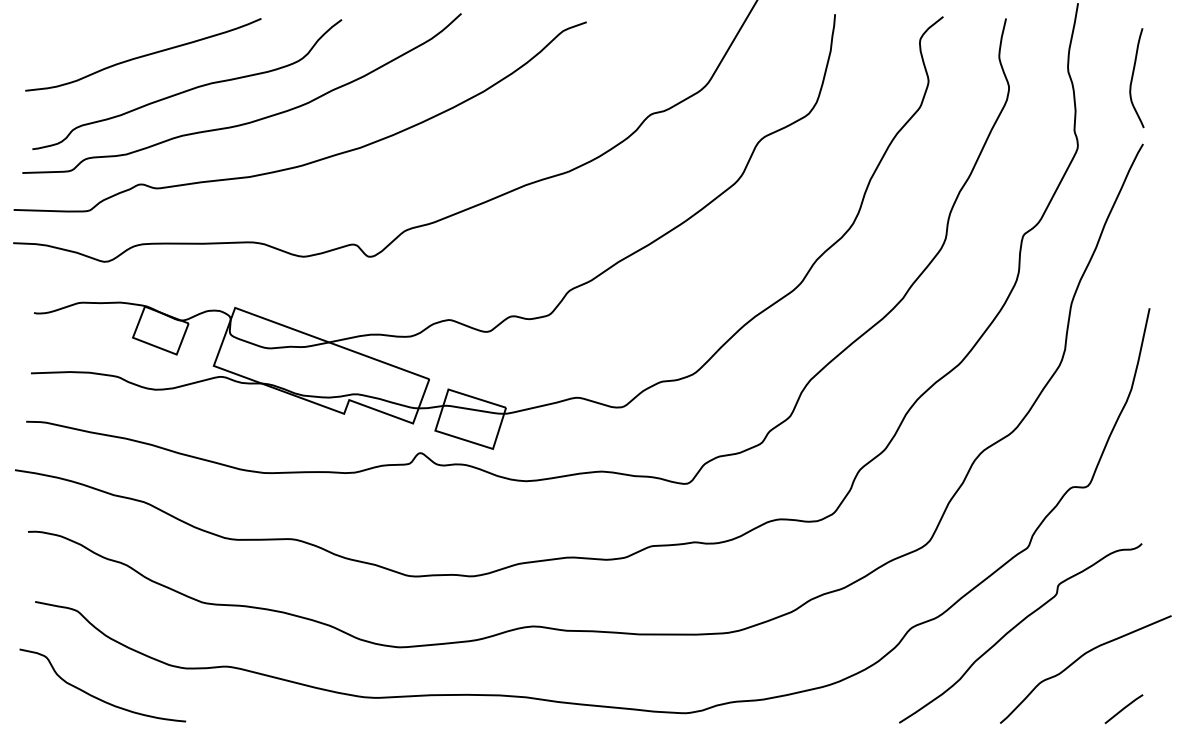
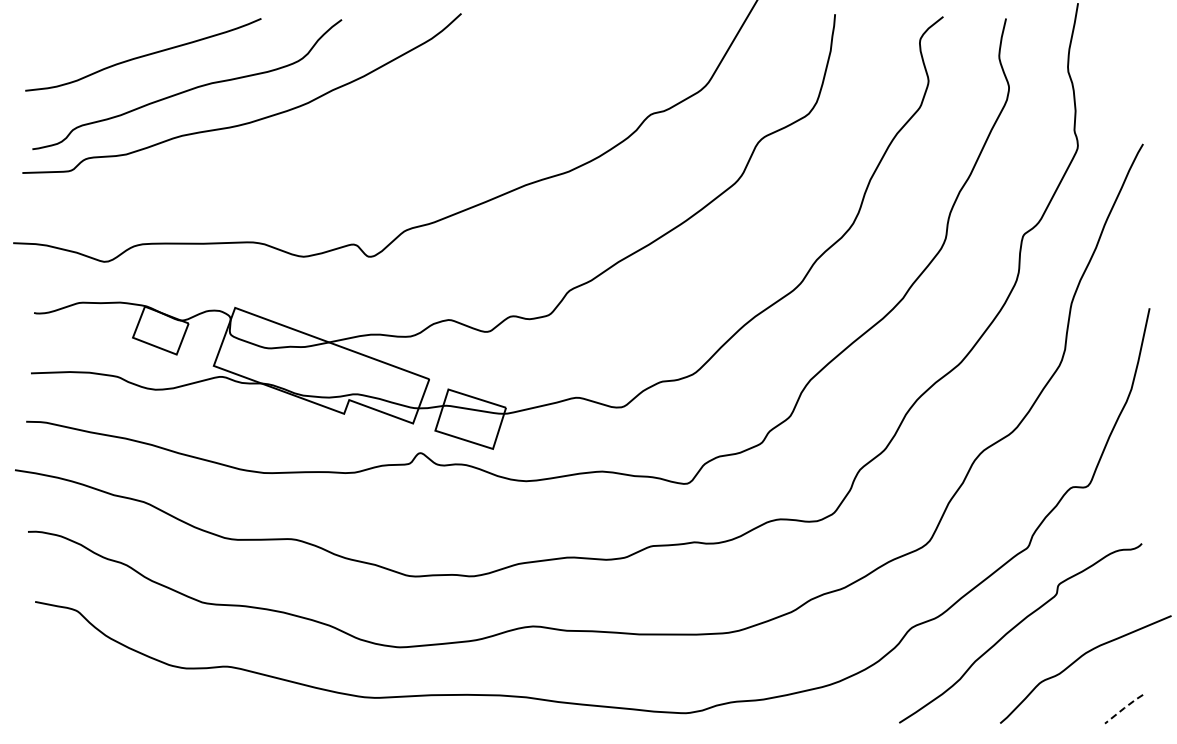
curve: present -> none (1133, 77)
curve: present -> none (314, 160)
curve: present -> none (97, 697)
line: solid -> dashed (1124, 708)
